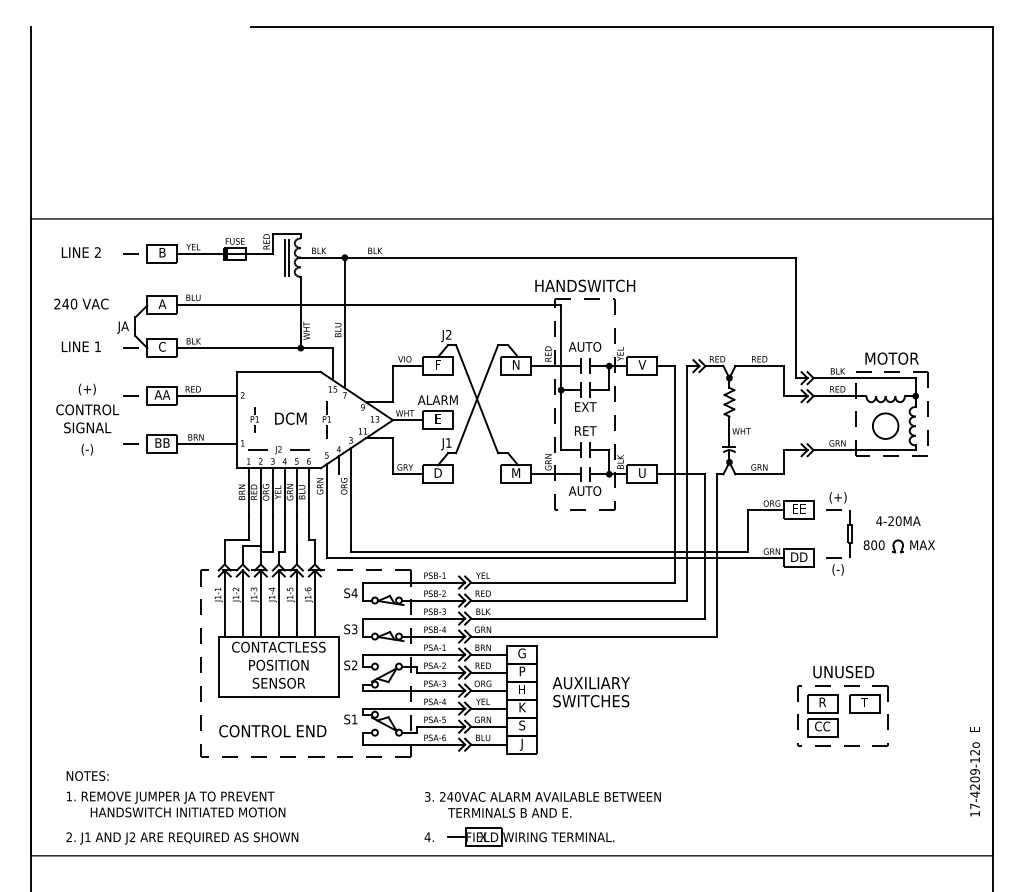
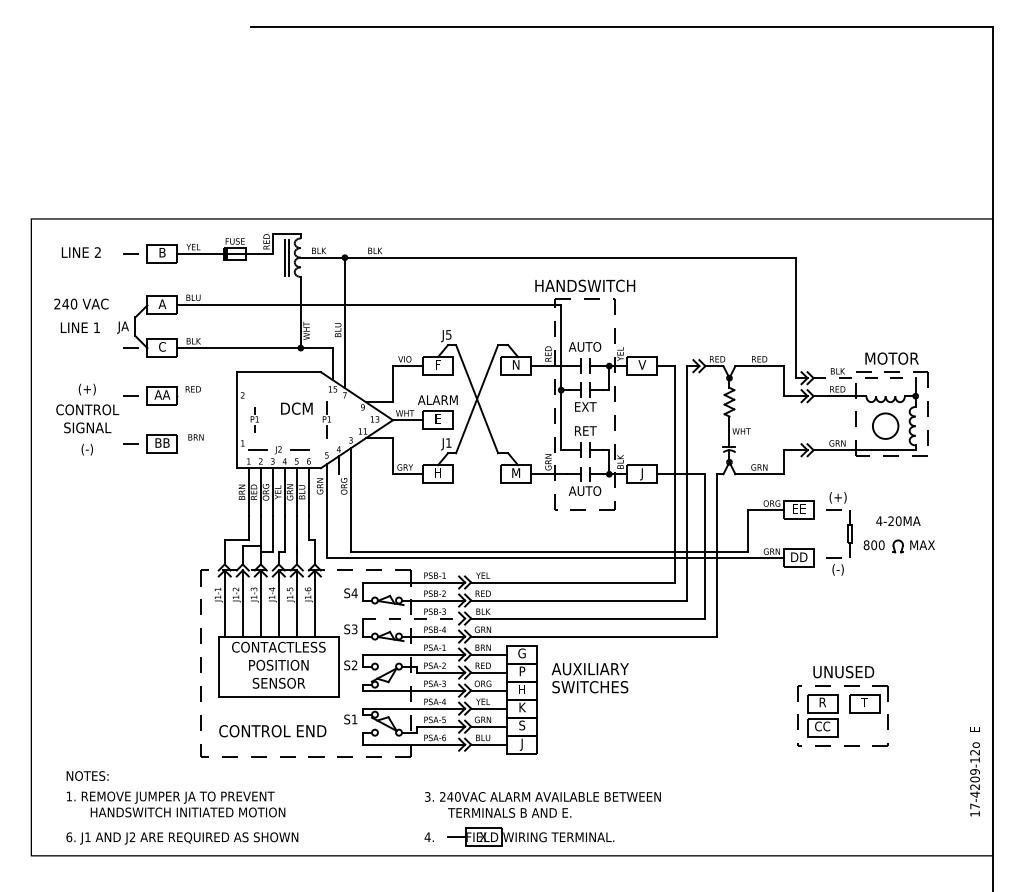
text: J2 -> J5 (448, 334)
text position: (80, 346) -> (79, 327) (79, 327)
line: solid -> dashed (865, 378)
line: present -> none (206, 396)
text position: (290, 418) -> (296, 408) (296, 408)
line: present -> none (206, 444)
line: present -> none (31, 457)
text: D -> H (437, 472)
text: U -> J (642, 474)
line: solid -> dashed (414, 618)
text position: (590, 692) -> (589, 678) (589, 678)
text: 2. -> 6. (69, 837)
